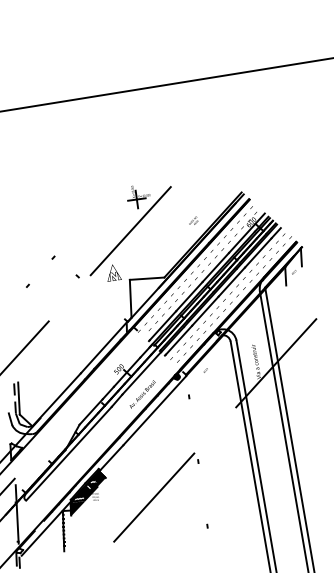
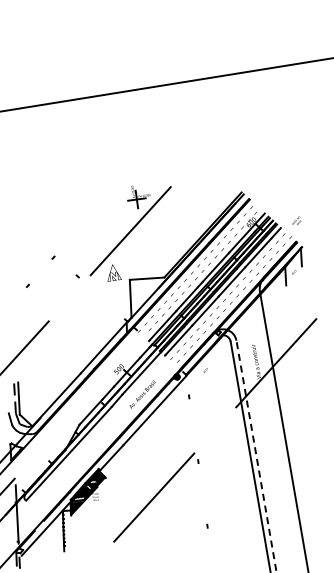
text position: (193, 220) -> (296, 220) (296, 220)
line: present -> none (289, 428)
line: solid -> dashed (256, 456)
